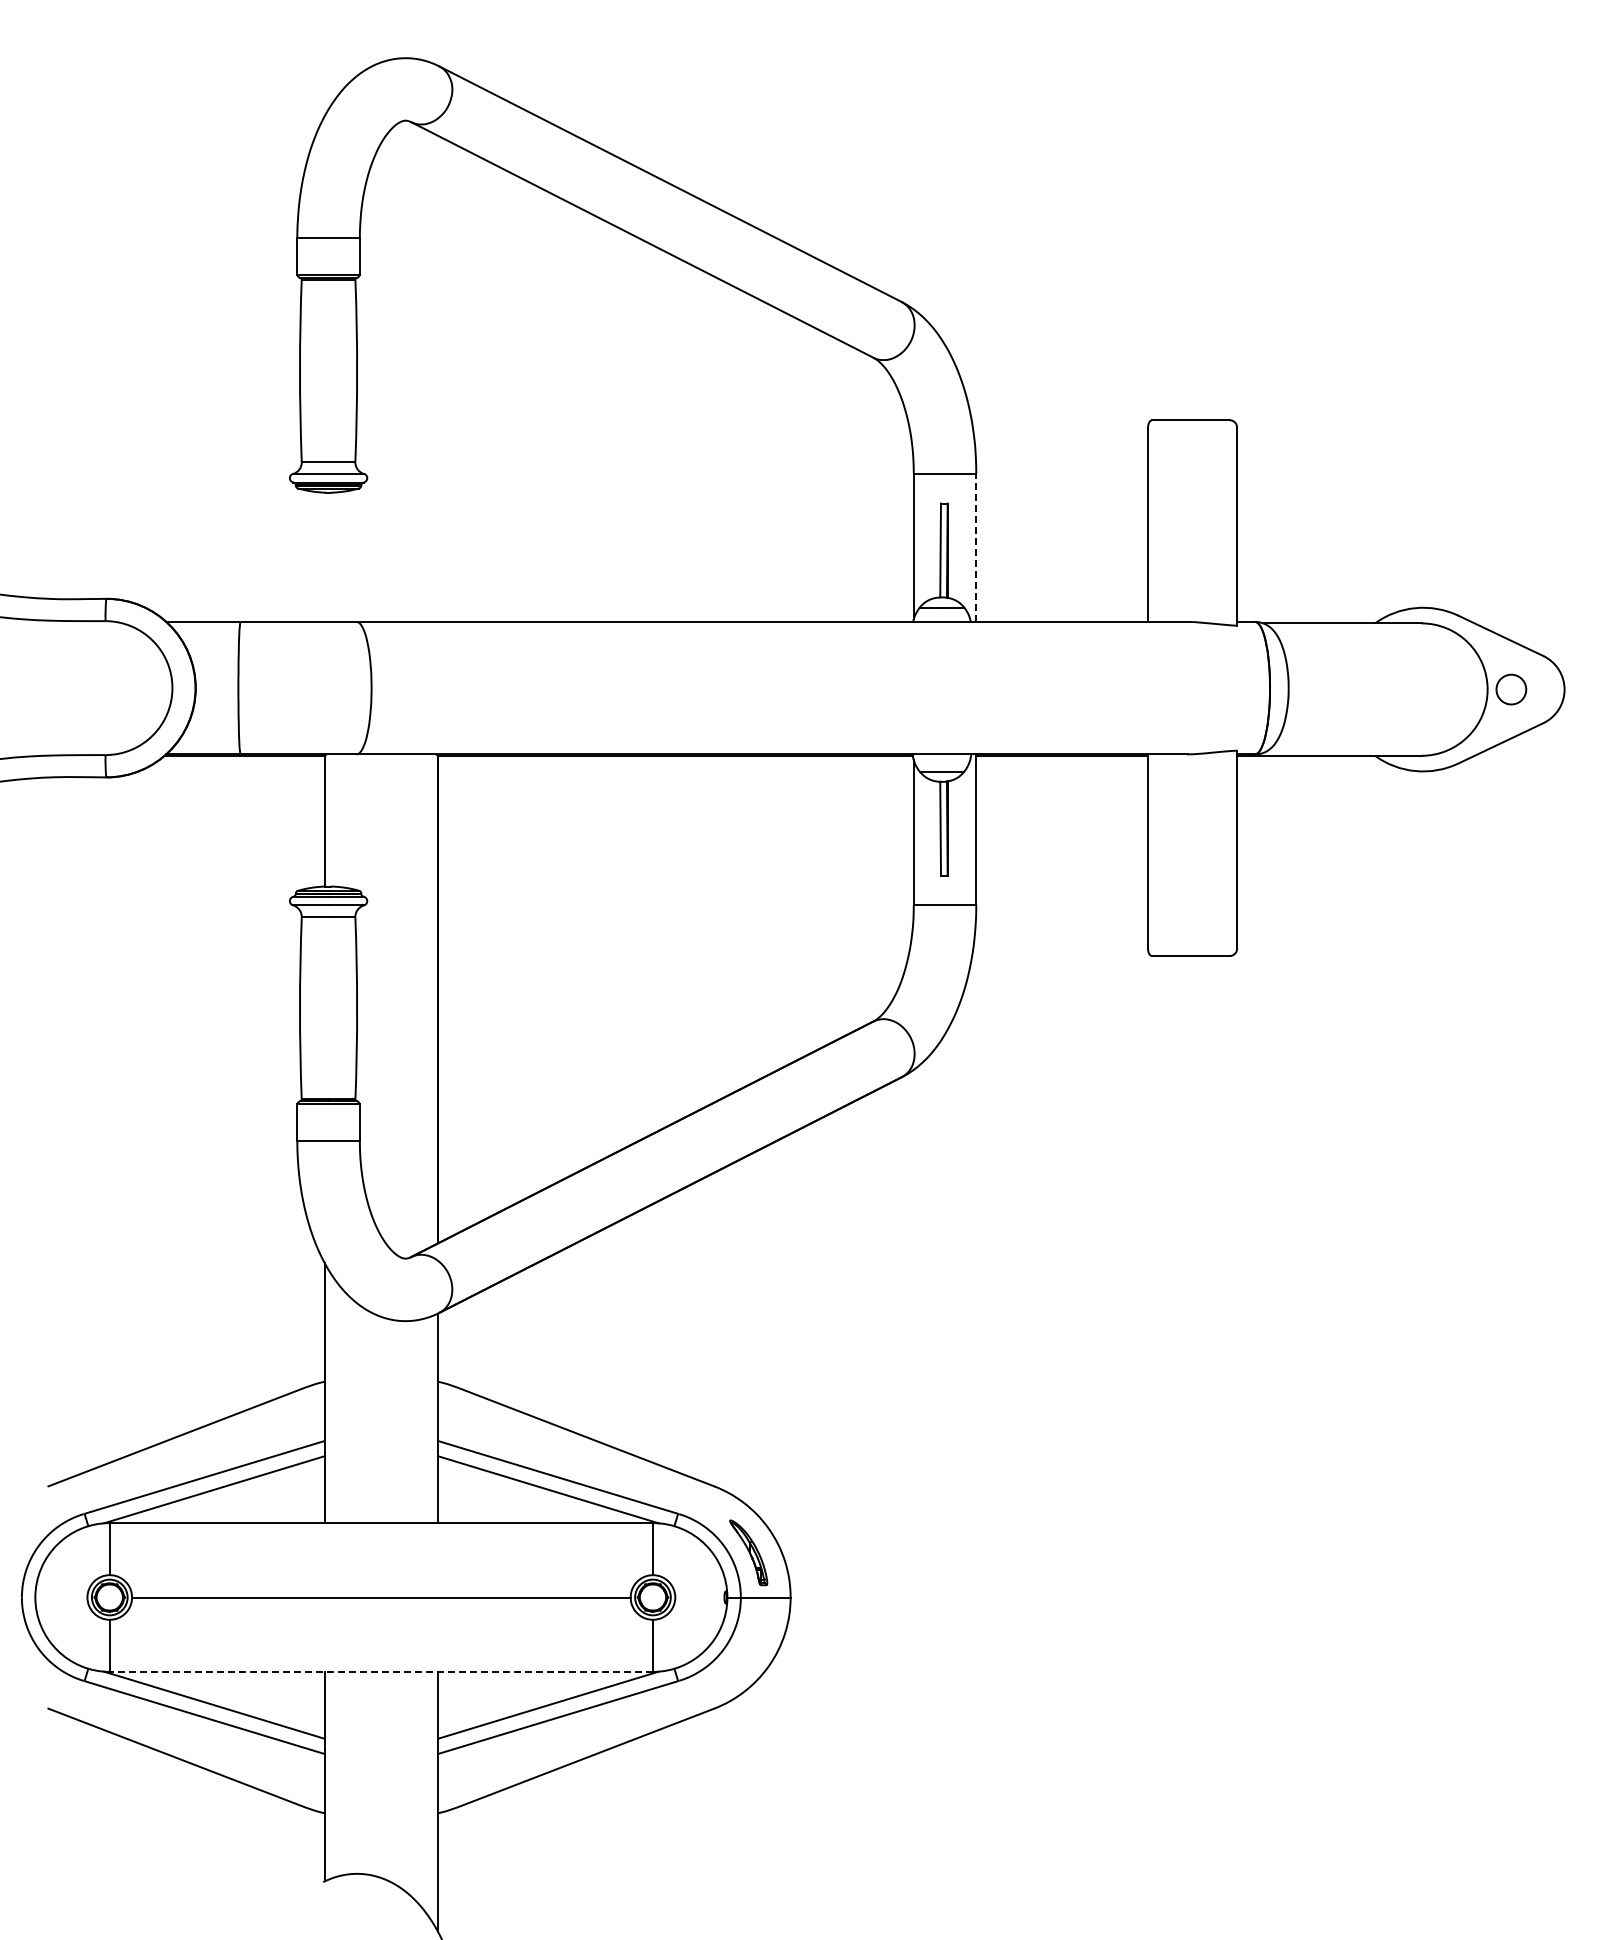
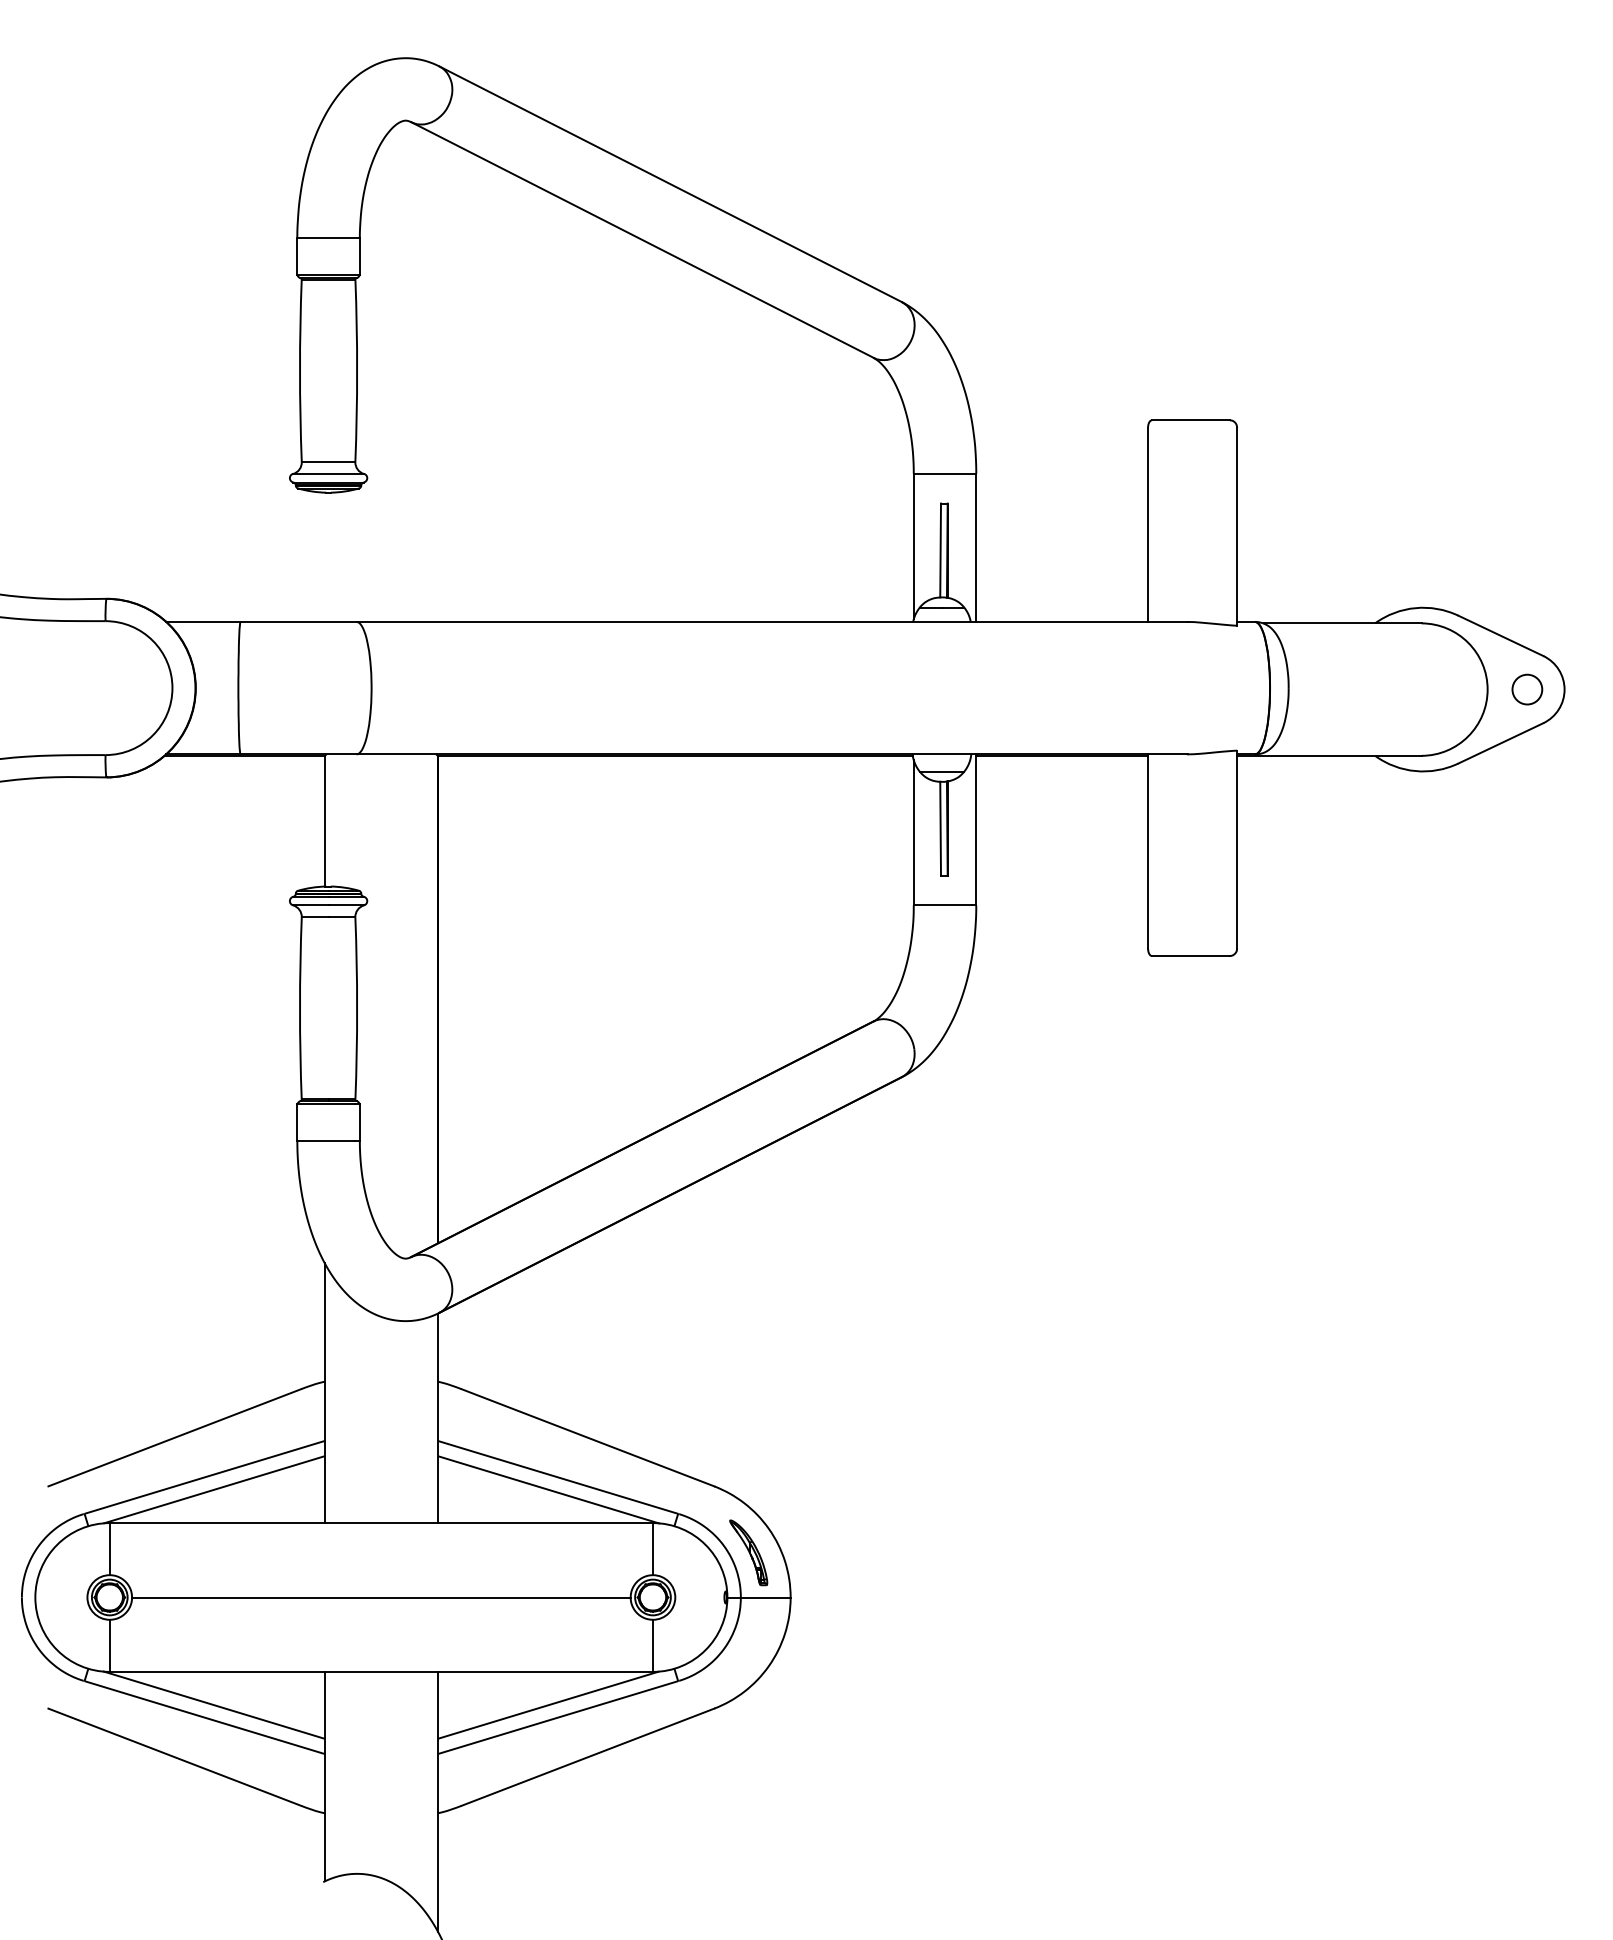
line: dashed -> solid (976, 547)
circle position: (1511, 689) -> (1527, 689) (1527, 689)
line: dashed -> solid (381, 1671)
